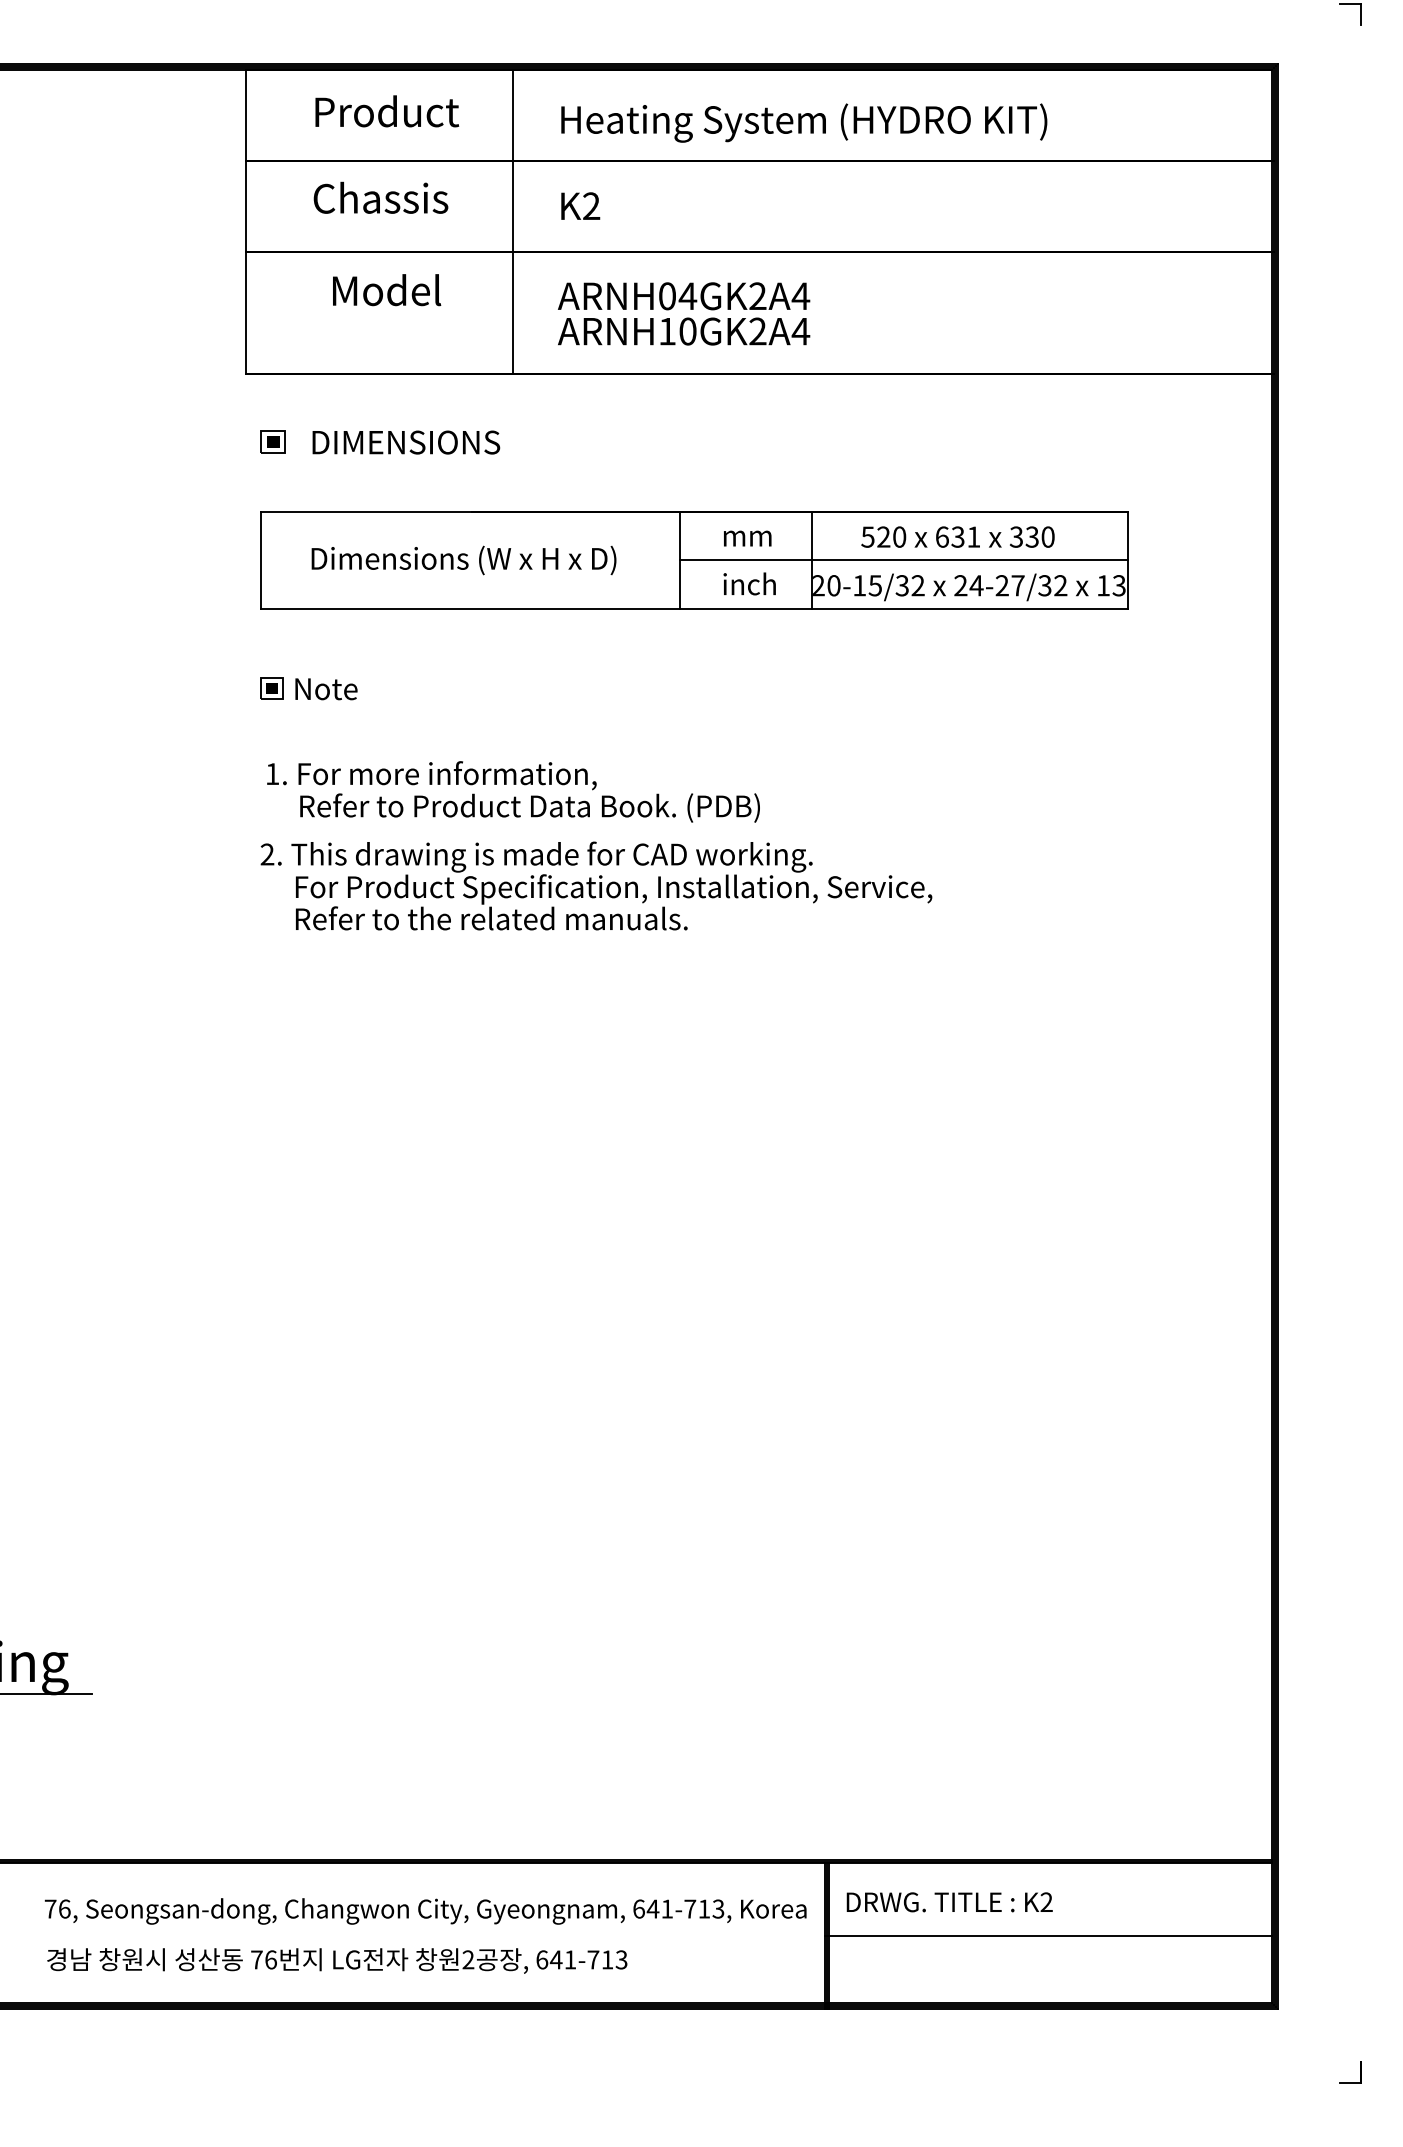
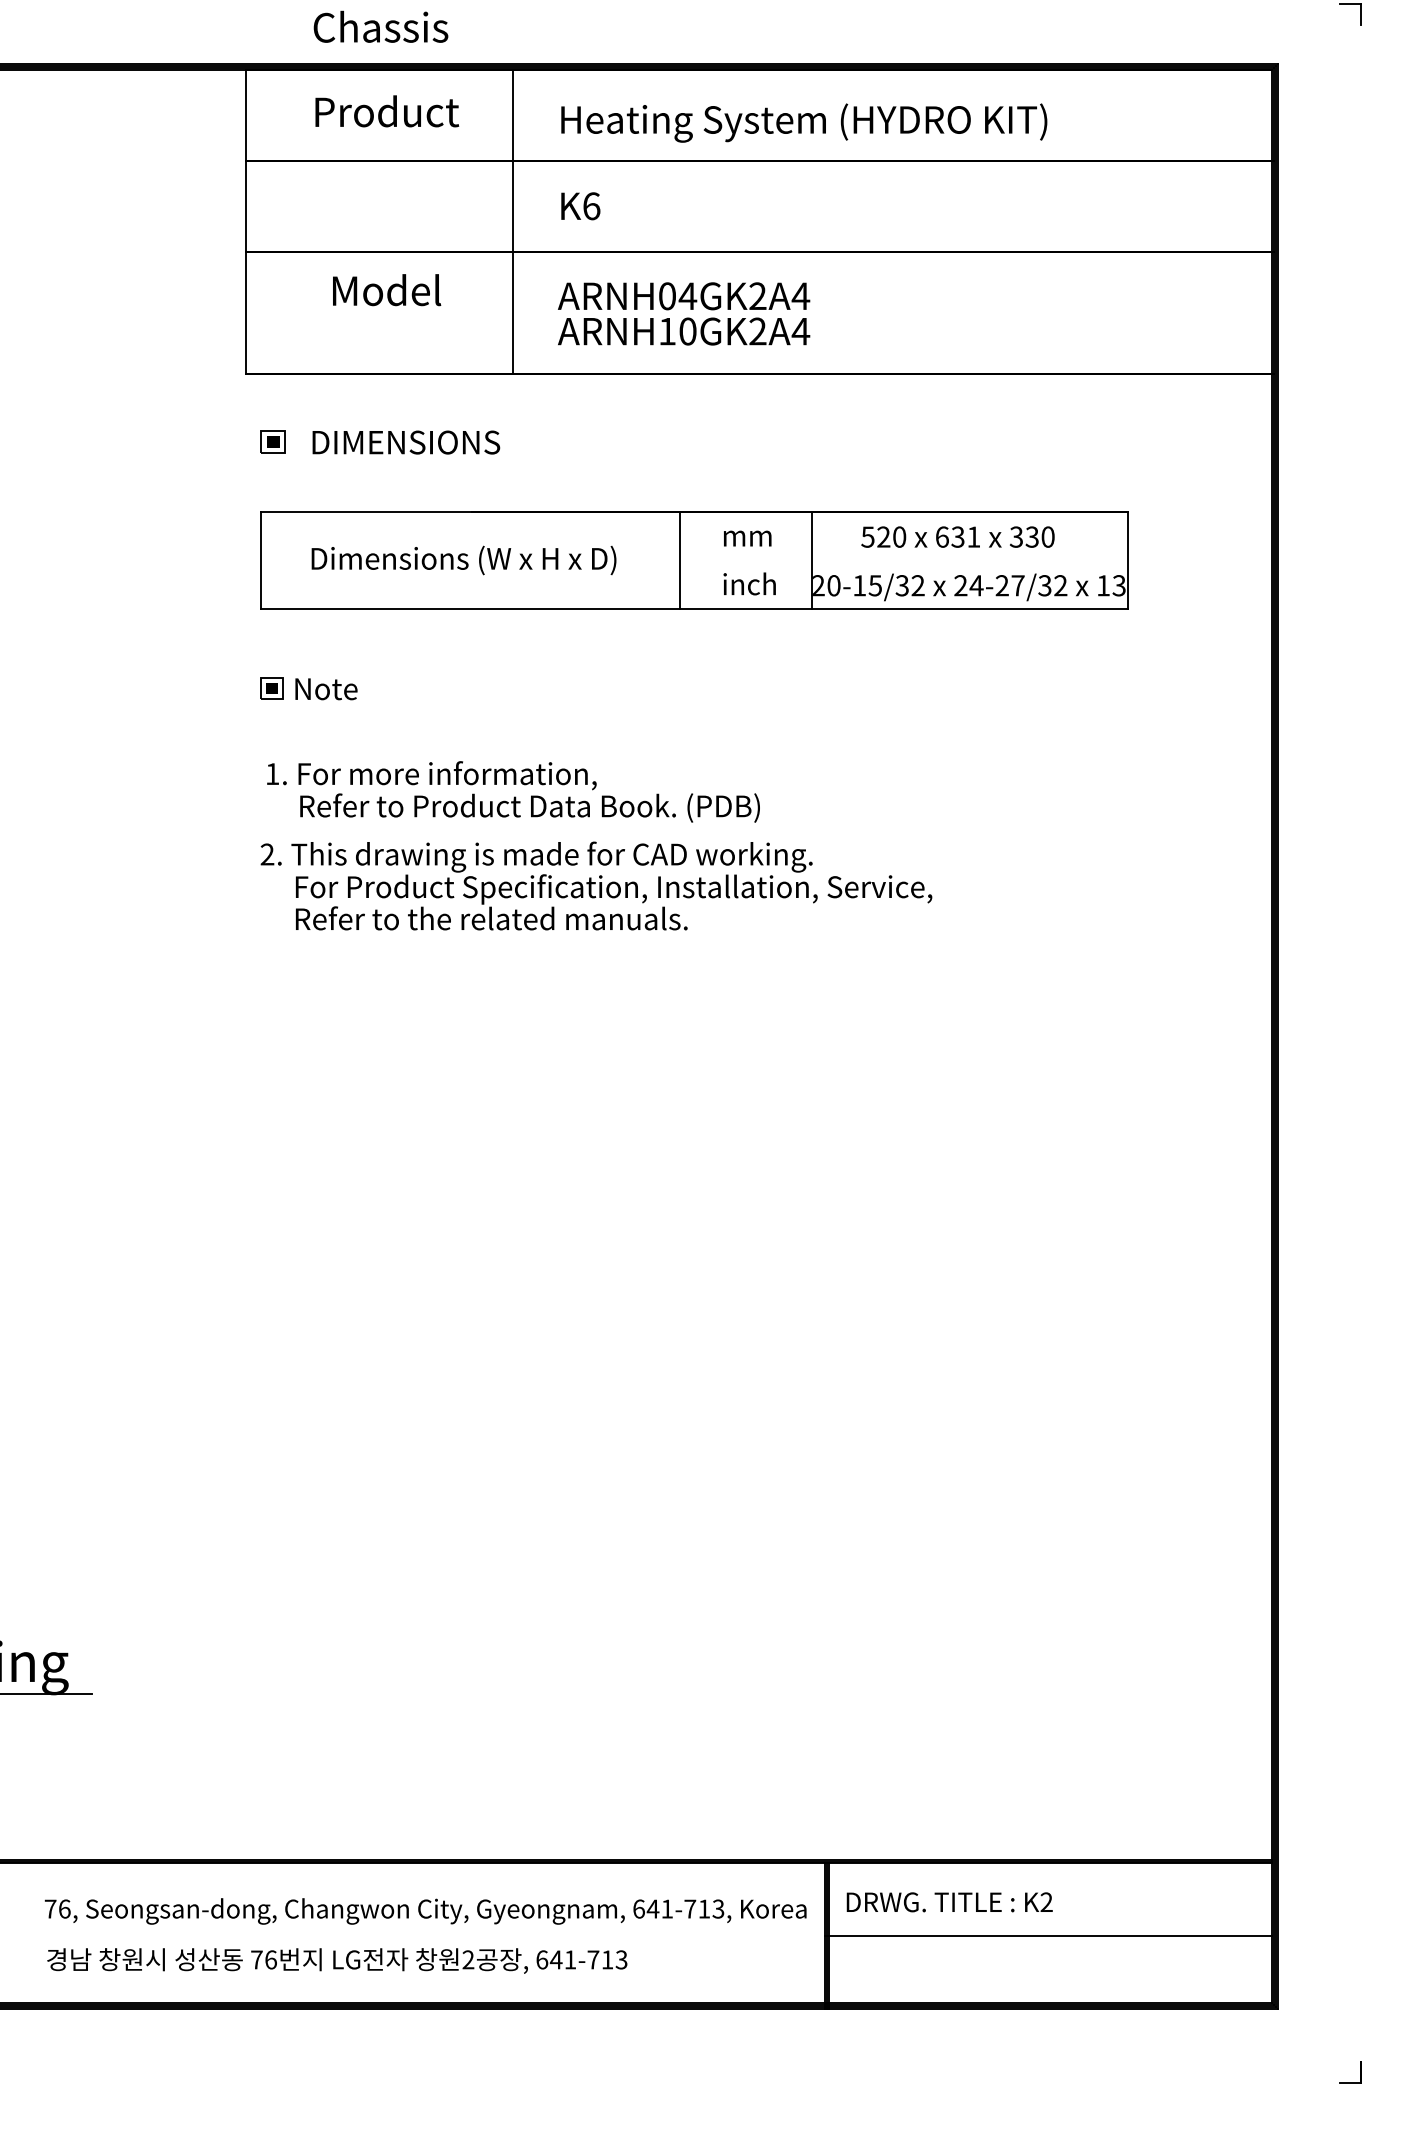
text position: (380, 197) -> (380, 26) (380, 26)
text: K2 -> K6 (591, 206)
line: present -> none (903, 560)
